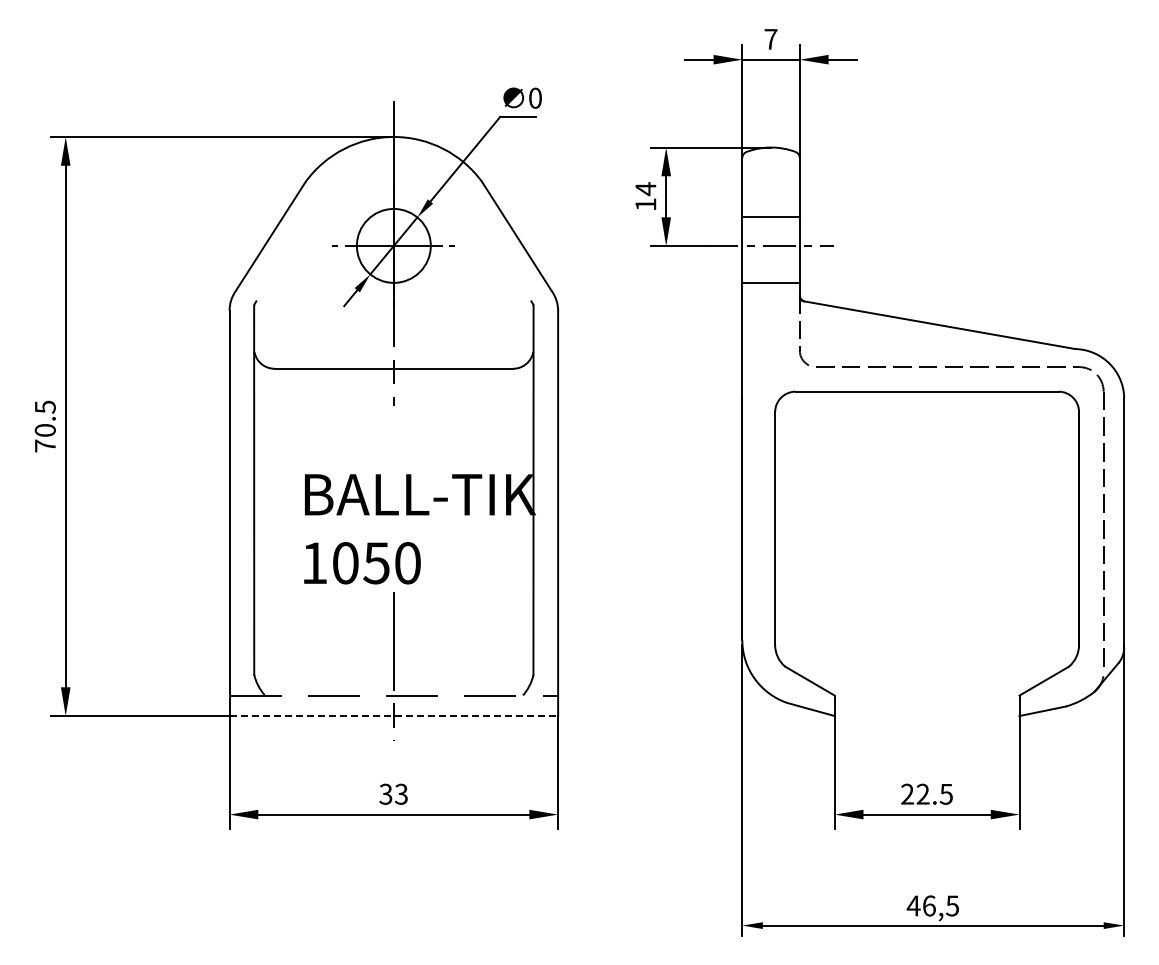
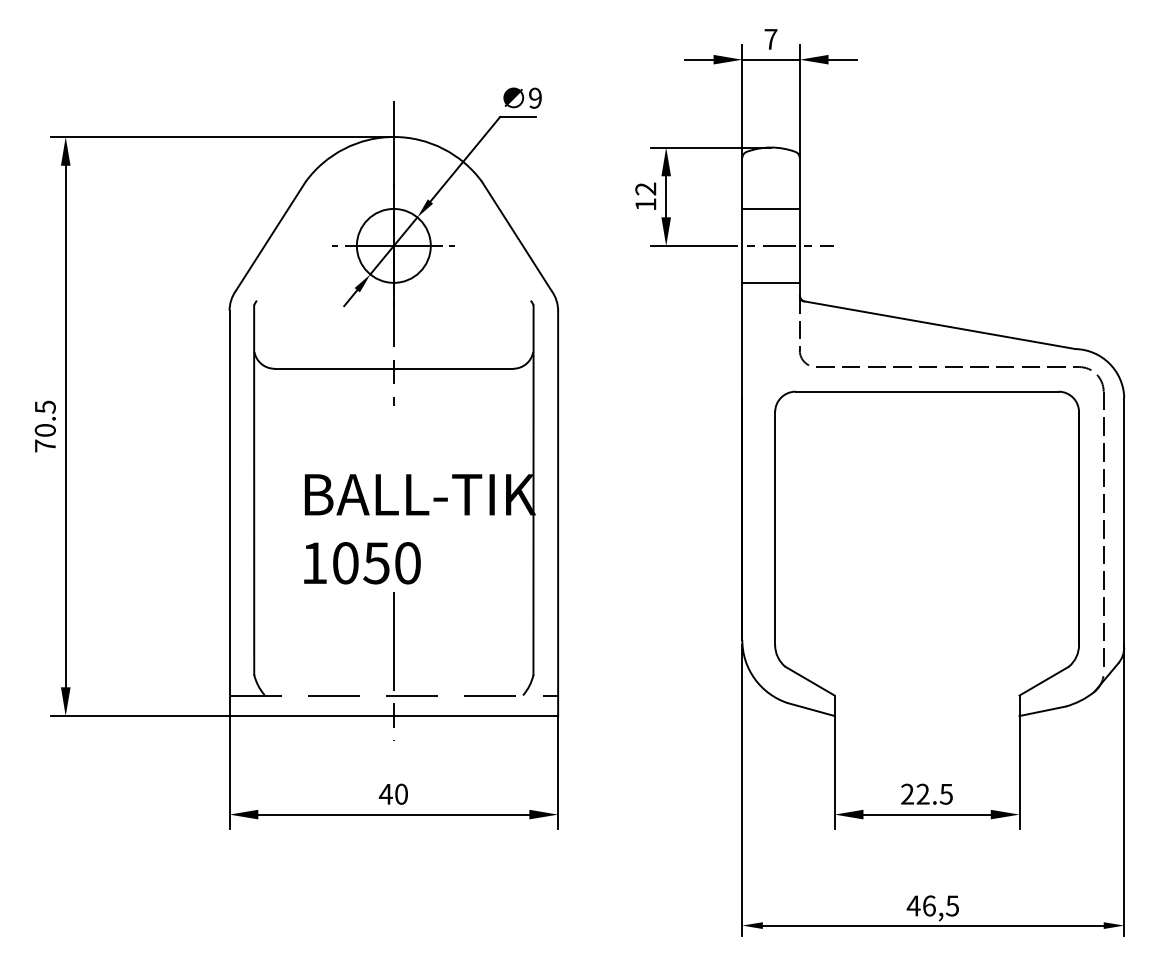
text: 0 -> 9 (535, 97)
text: 14 -> 12 (645, 189)
line position: (770, 216) -> (770, 208) (770, 208)
line: dashed -> solid (394, 716)
text: 33 -> 40 (392, 793)
